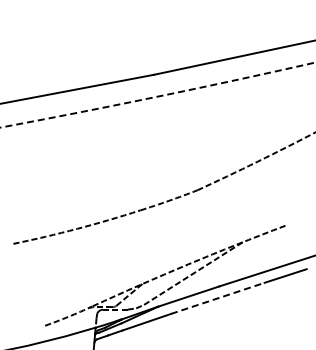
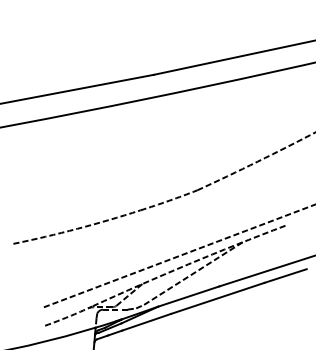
arc: dashed -> solid (157, 96)
line: none -> present (177, 256)
line: dashed -> solid (218, 298)
